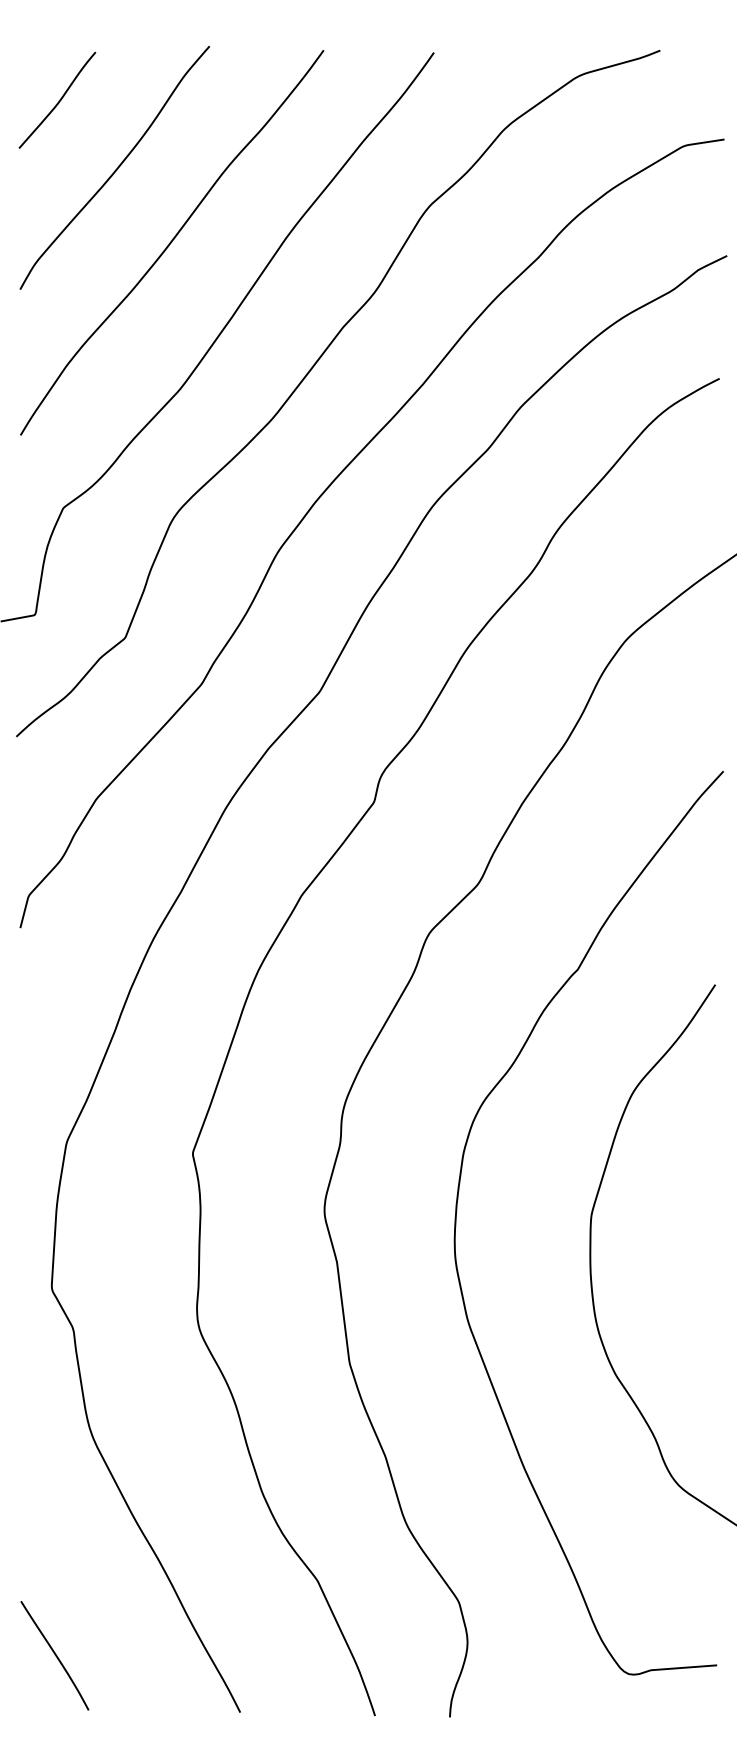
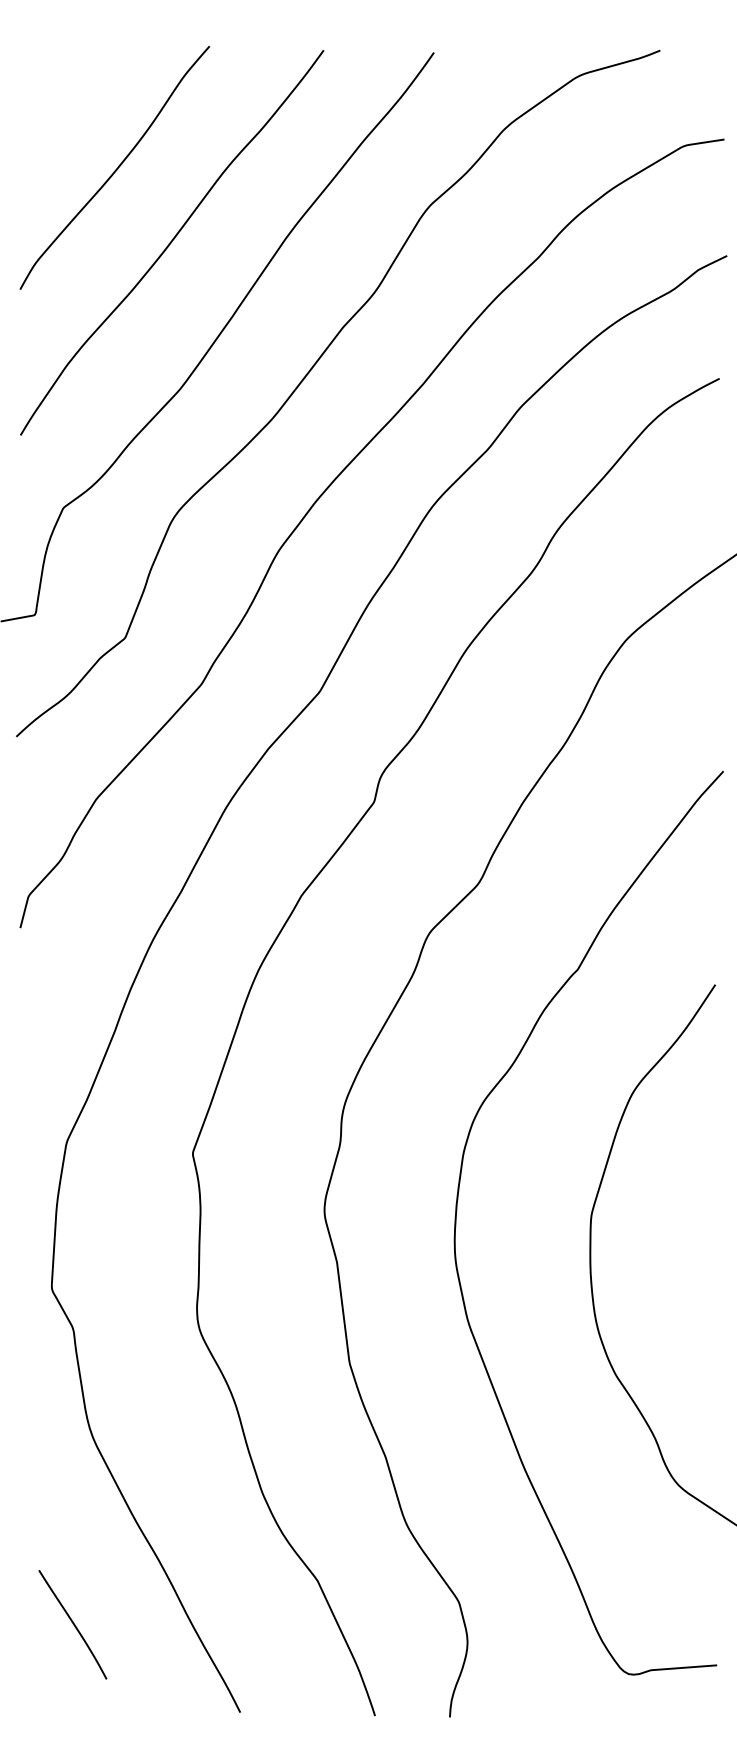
curve: present -> none (59, 99)
curve position: (54, 1654) -> (72, 1623) (72, 1623)
